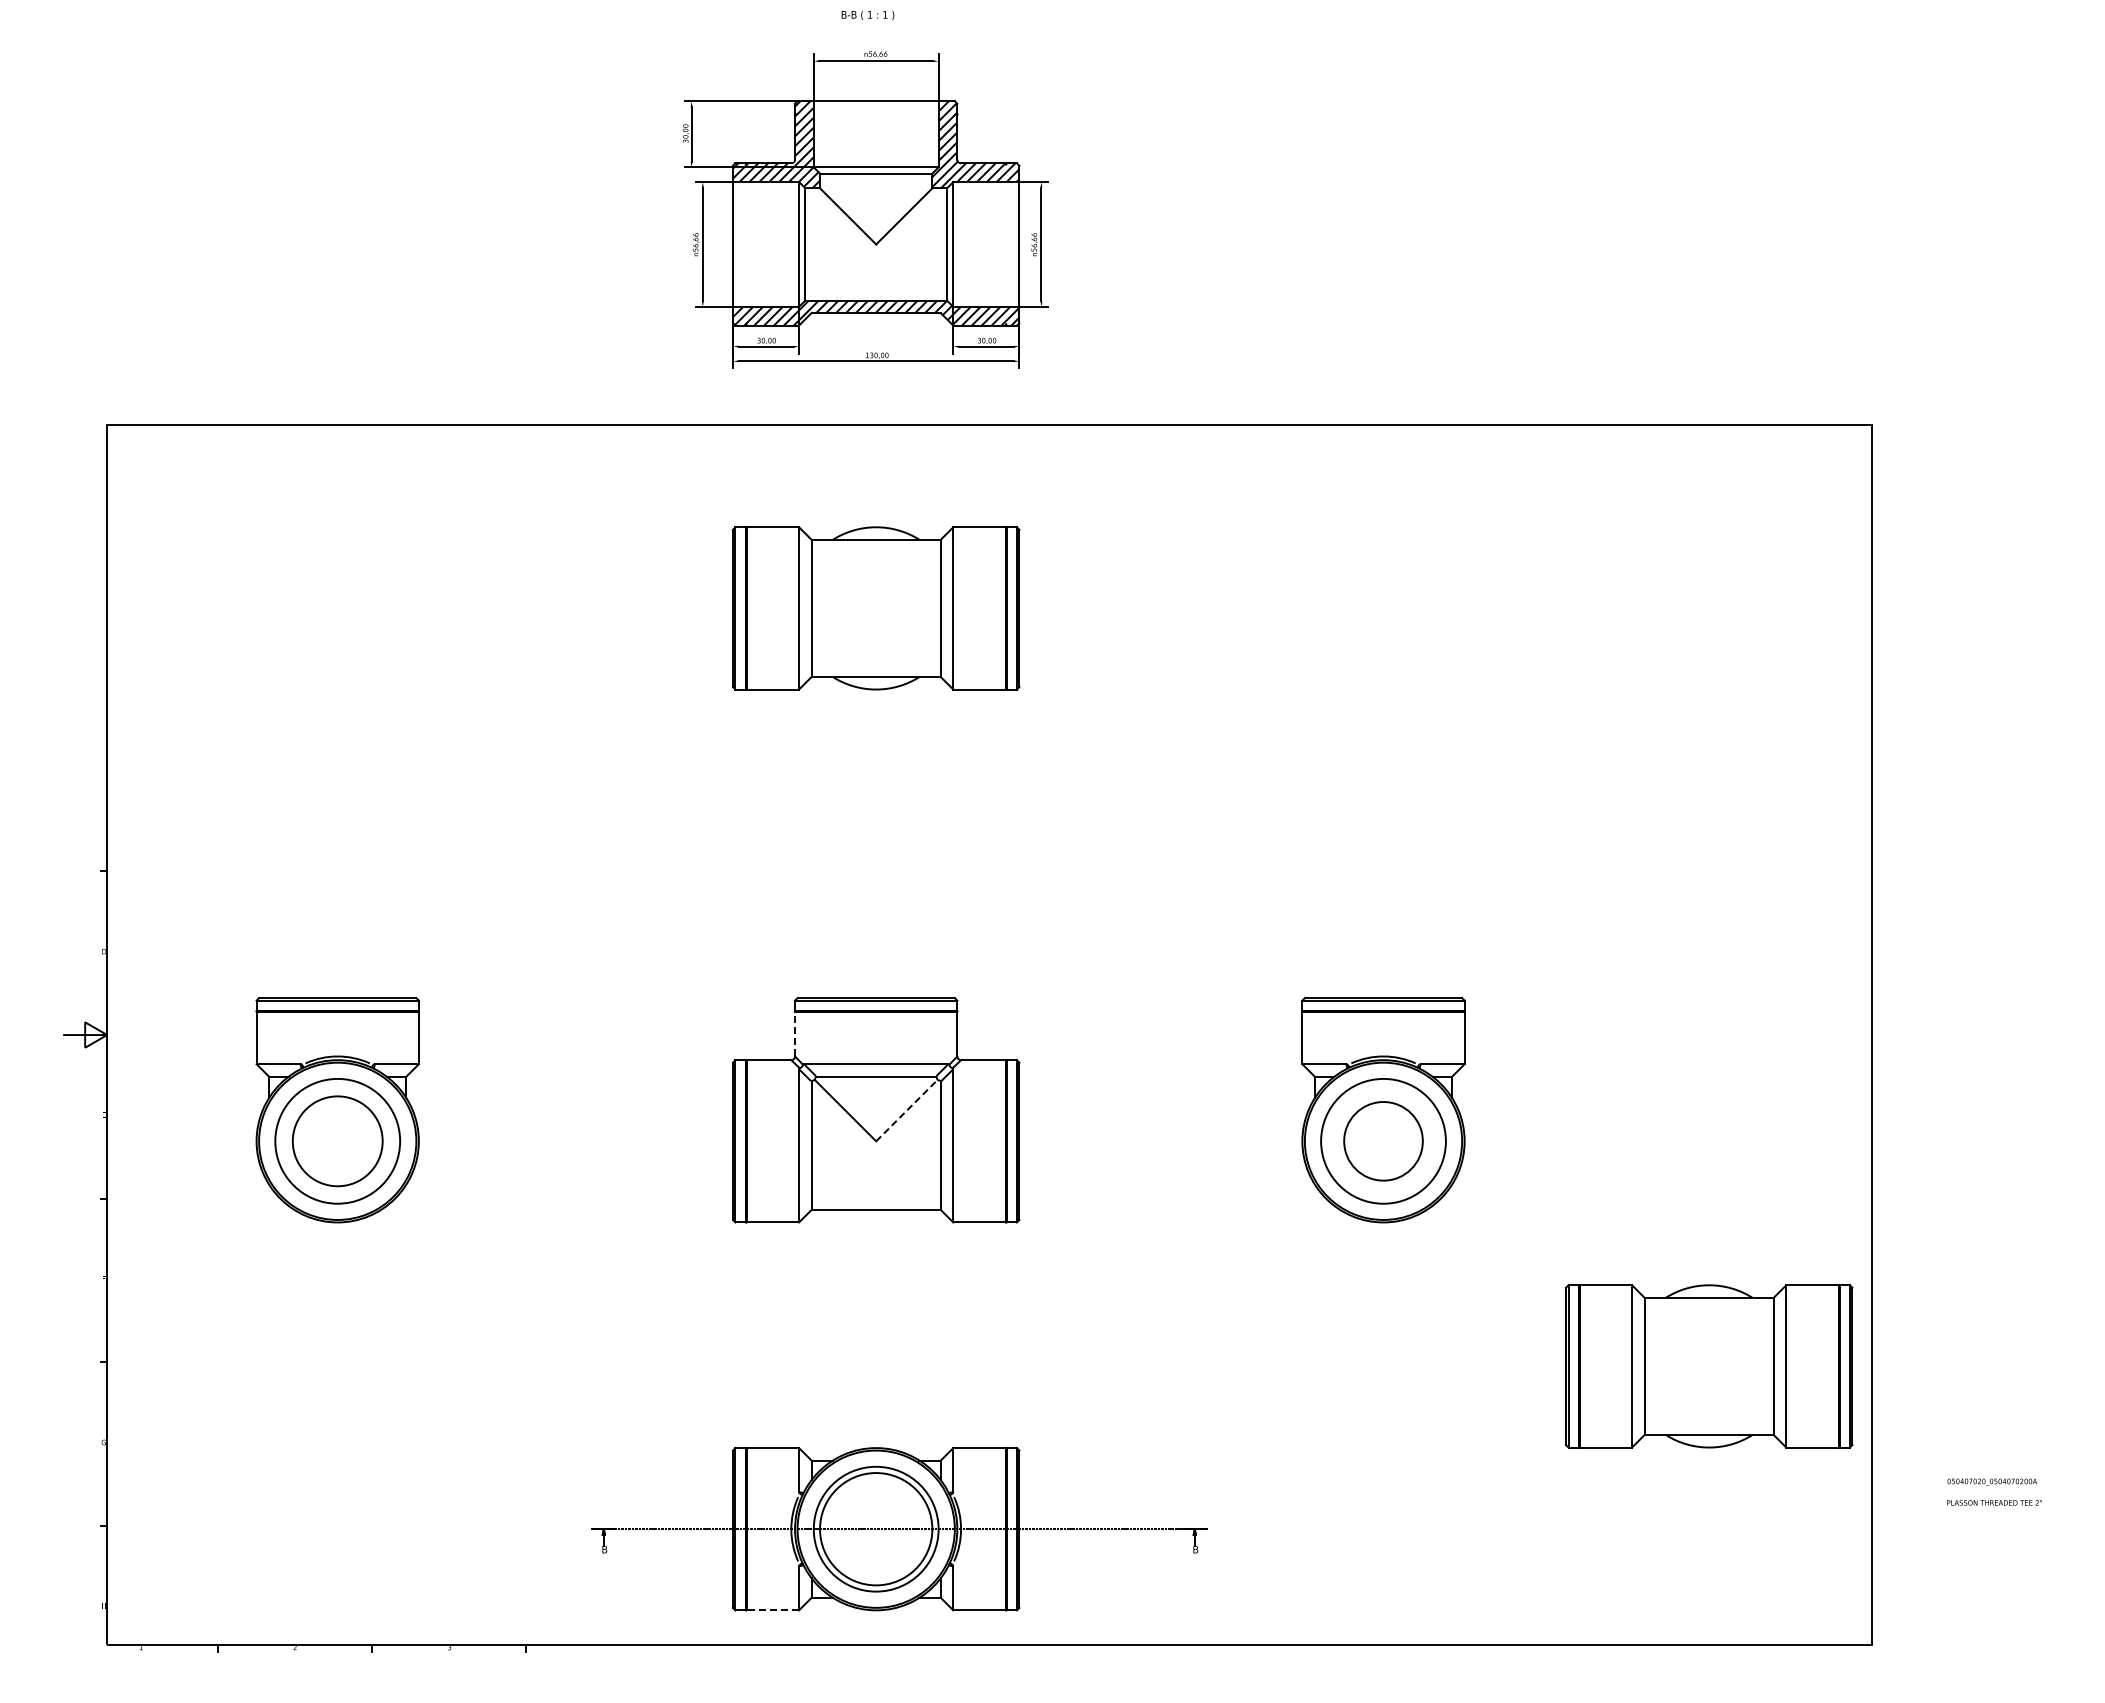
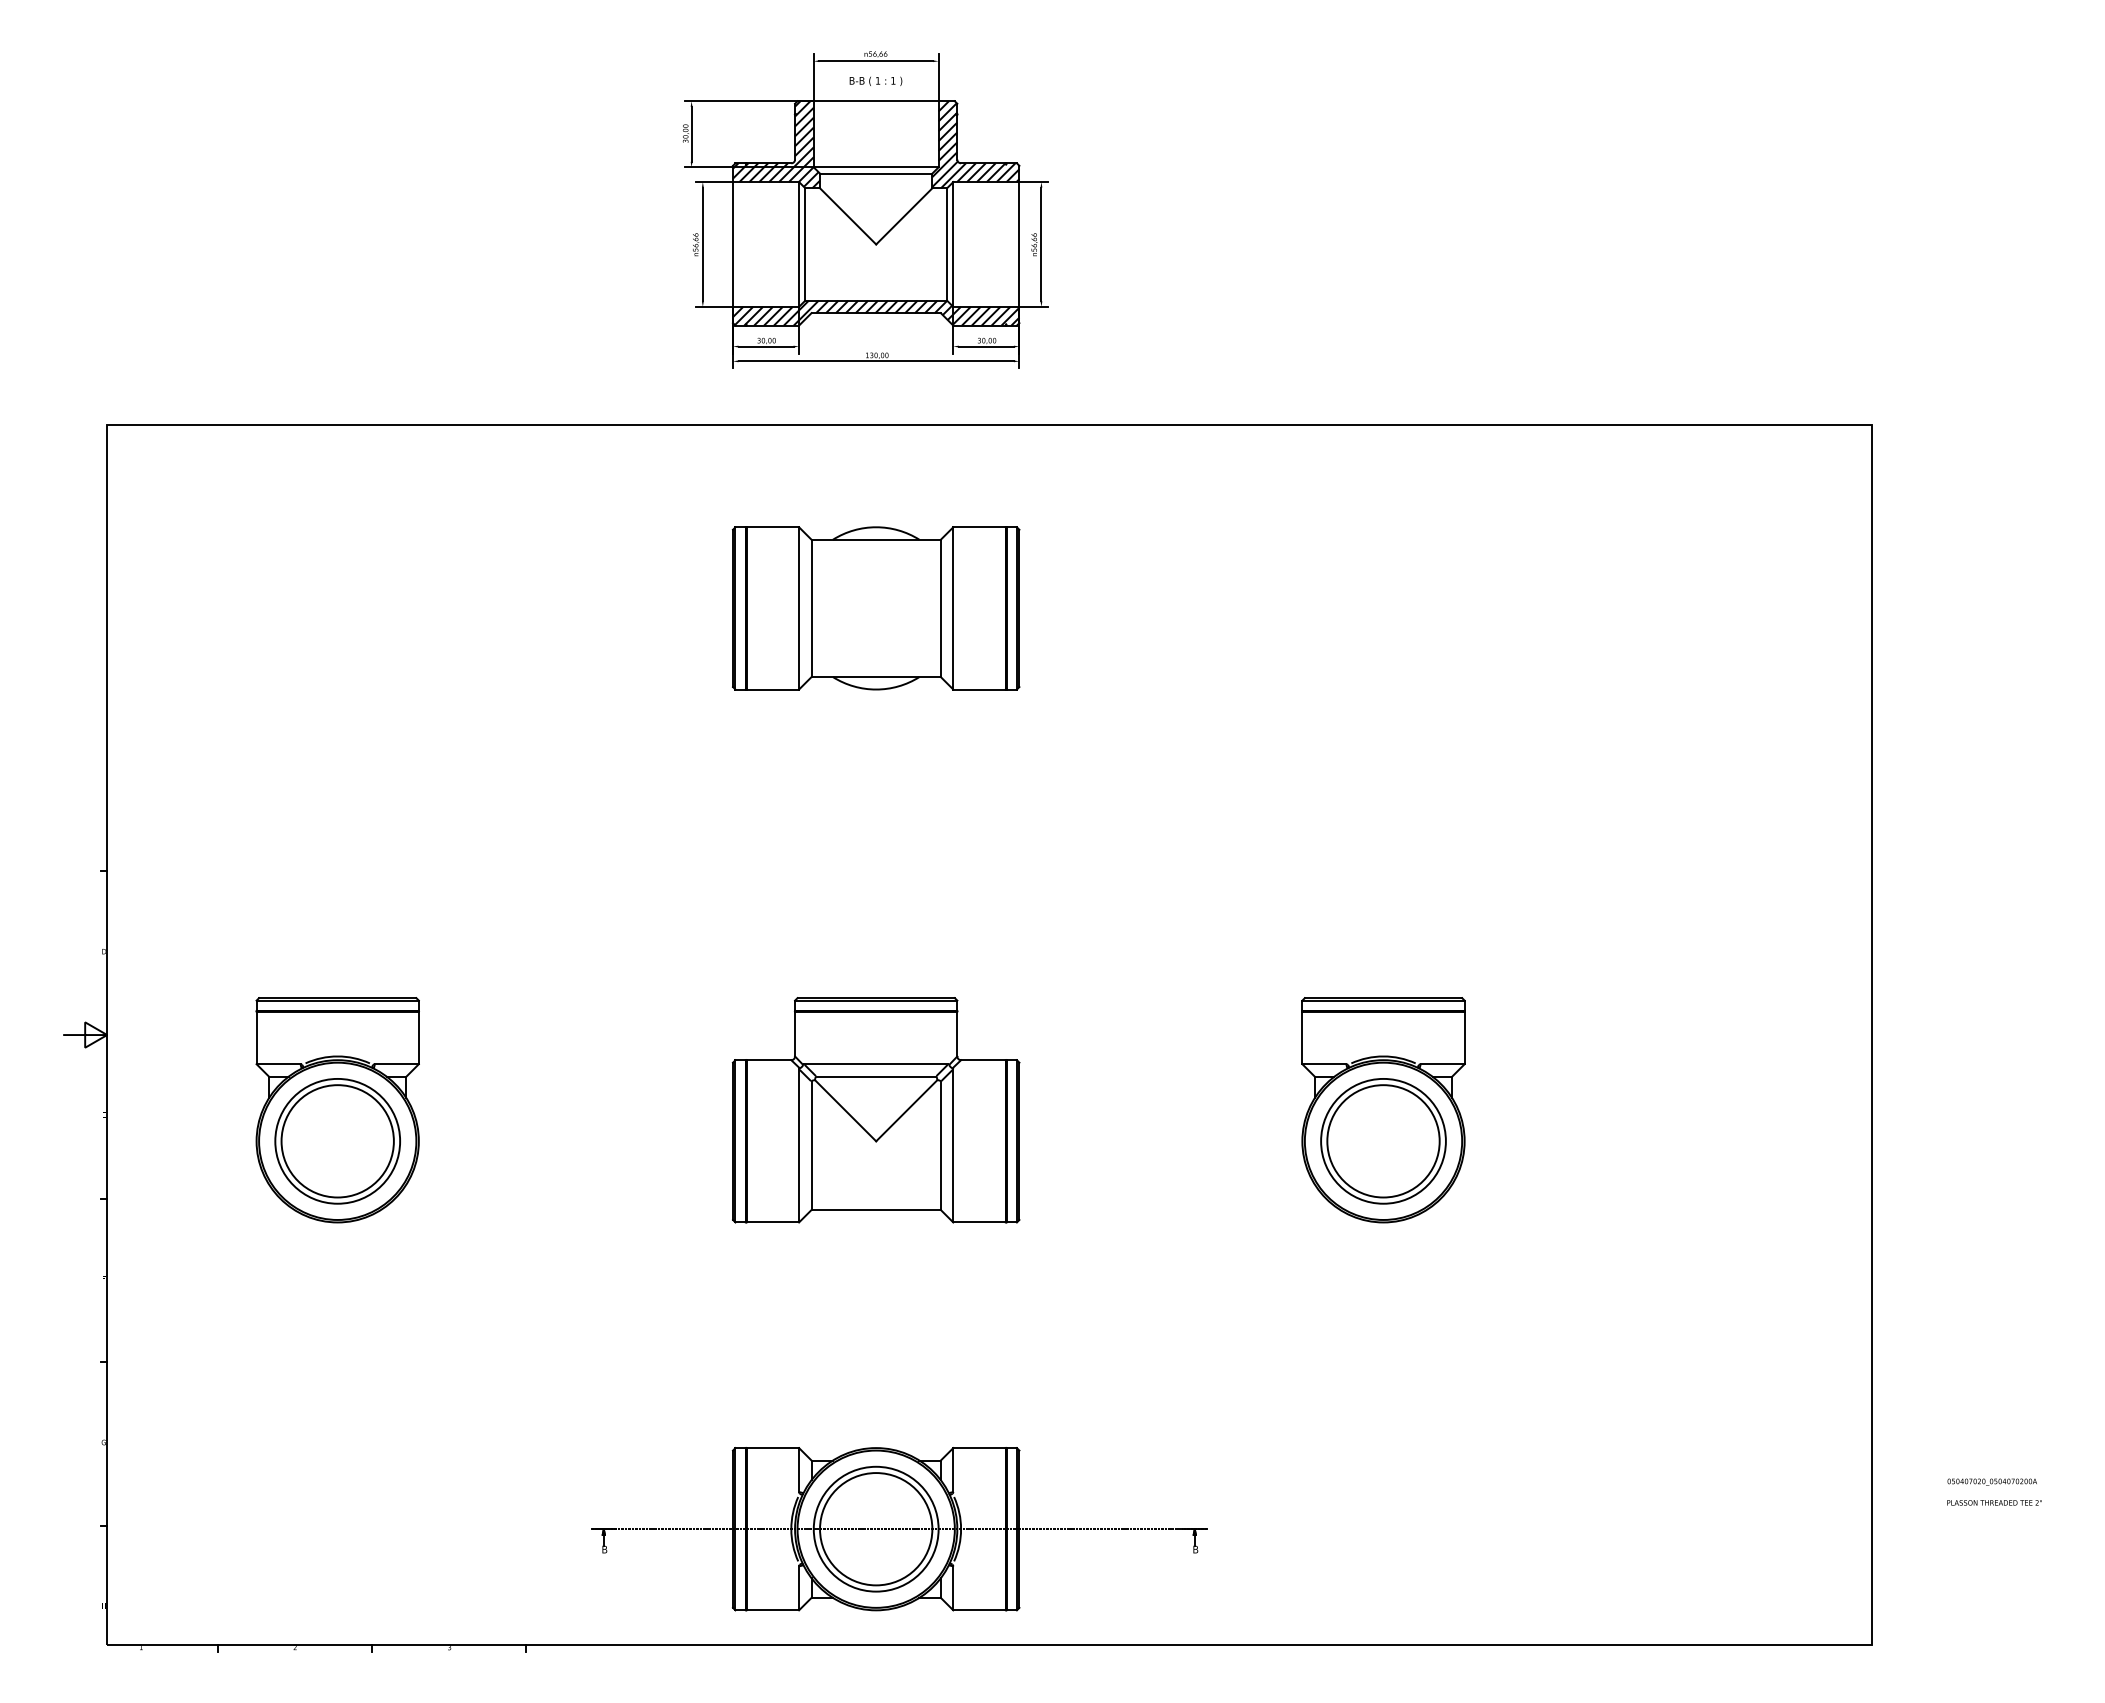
text position: (867, 14) -> (875, 80) (875, 80)
line: dashed -> solid (795, 1033)
line: dashed -> solid (907, 1110)
circle diameter: 90 px -> 112 px (337, 1141)
circle diameter: 79 px -> 112 px (1383, 1141)
part: present -> none (1708, 1366)
line: dashed -> solid (772, 1610)
